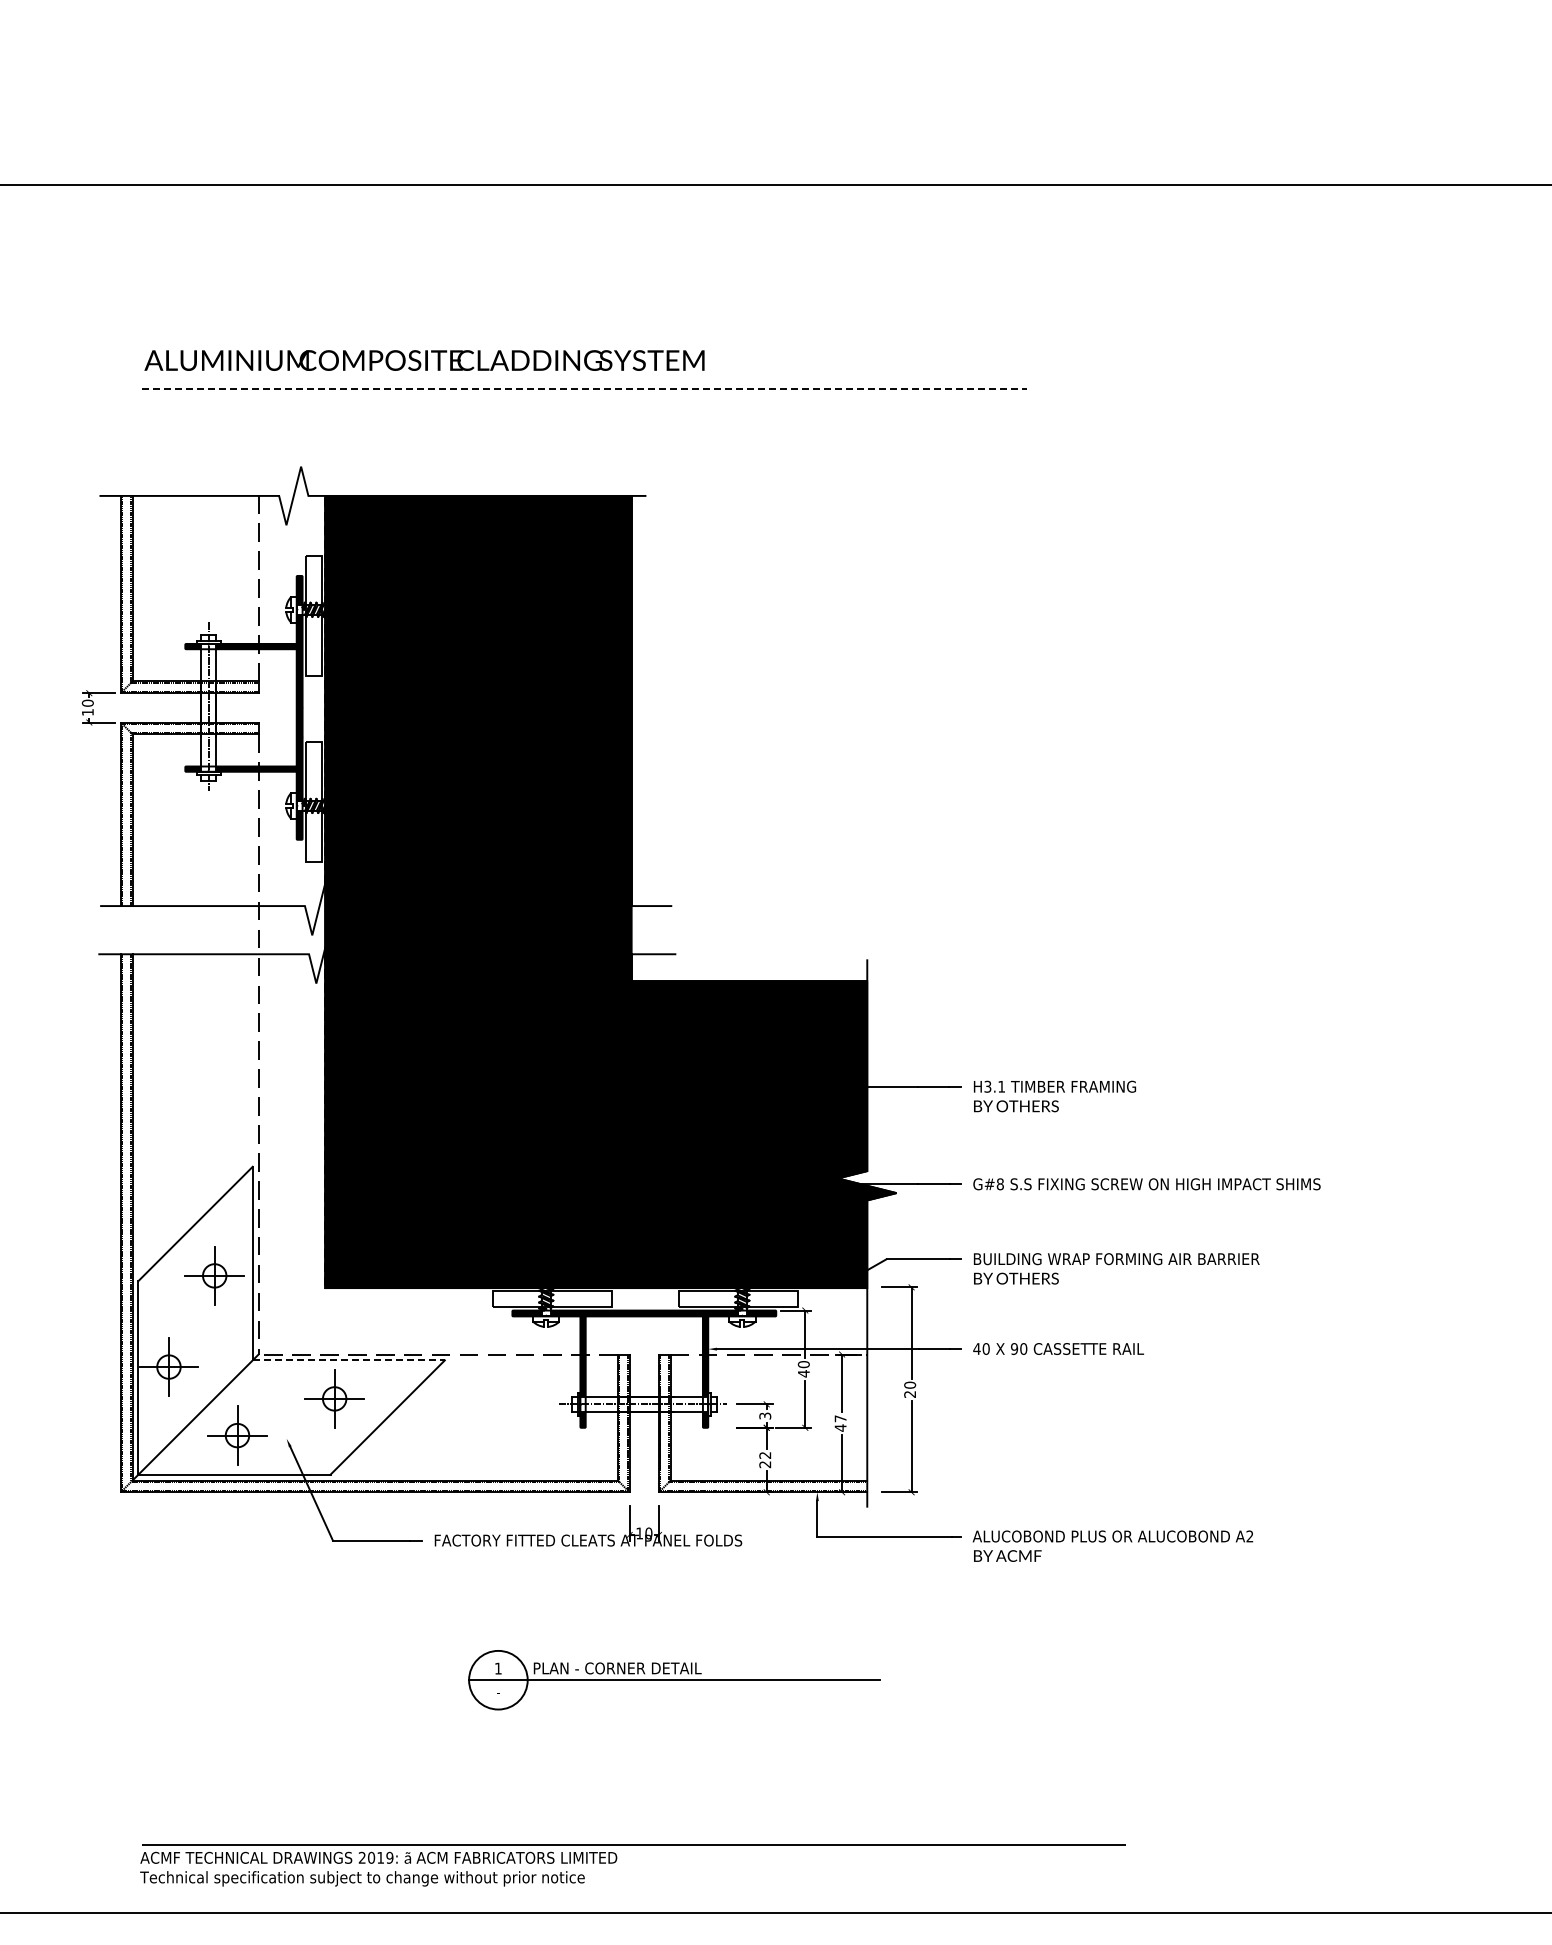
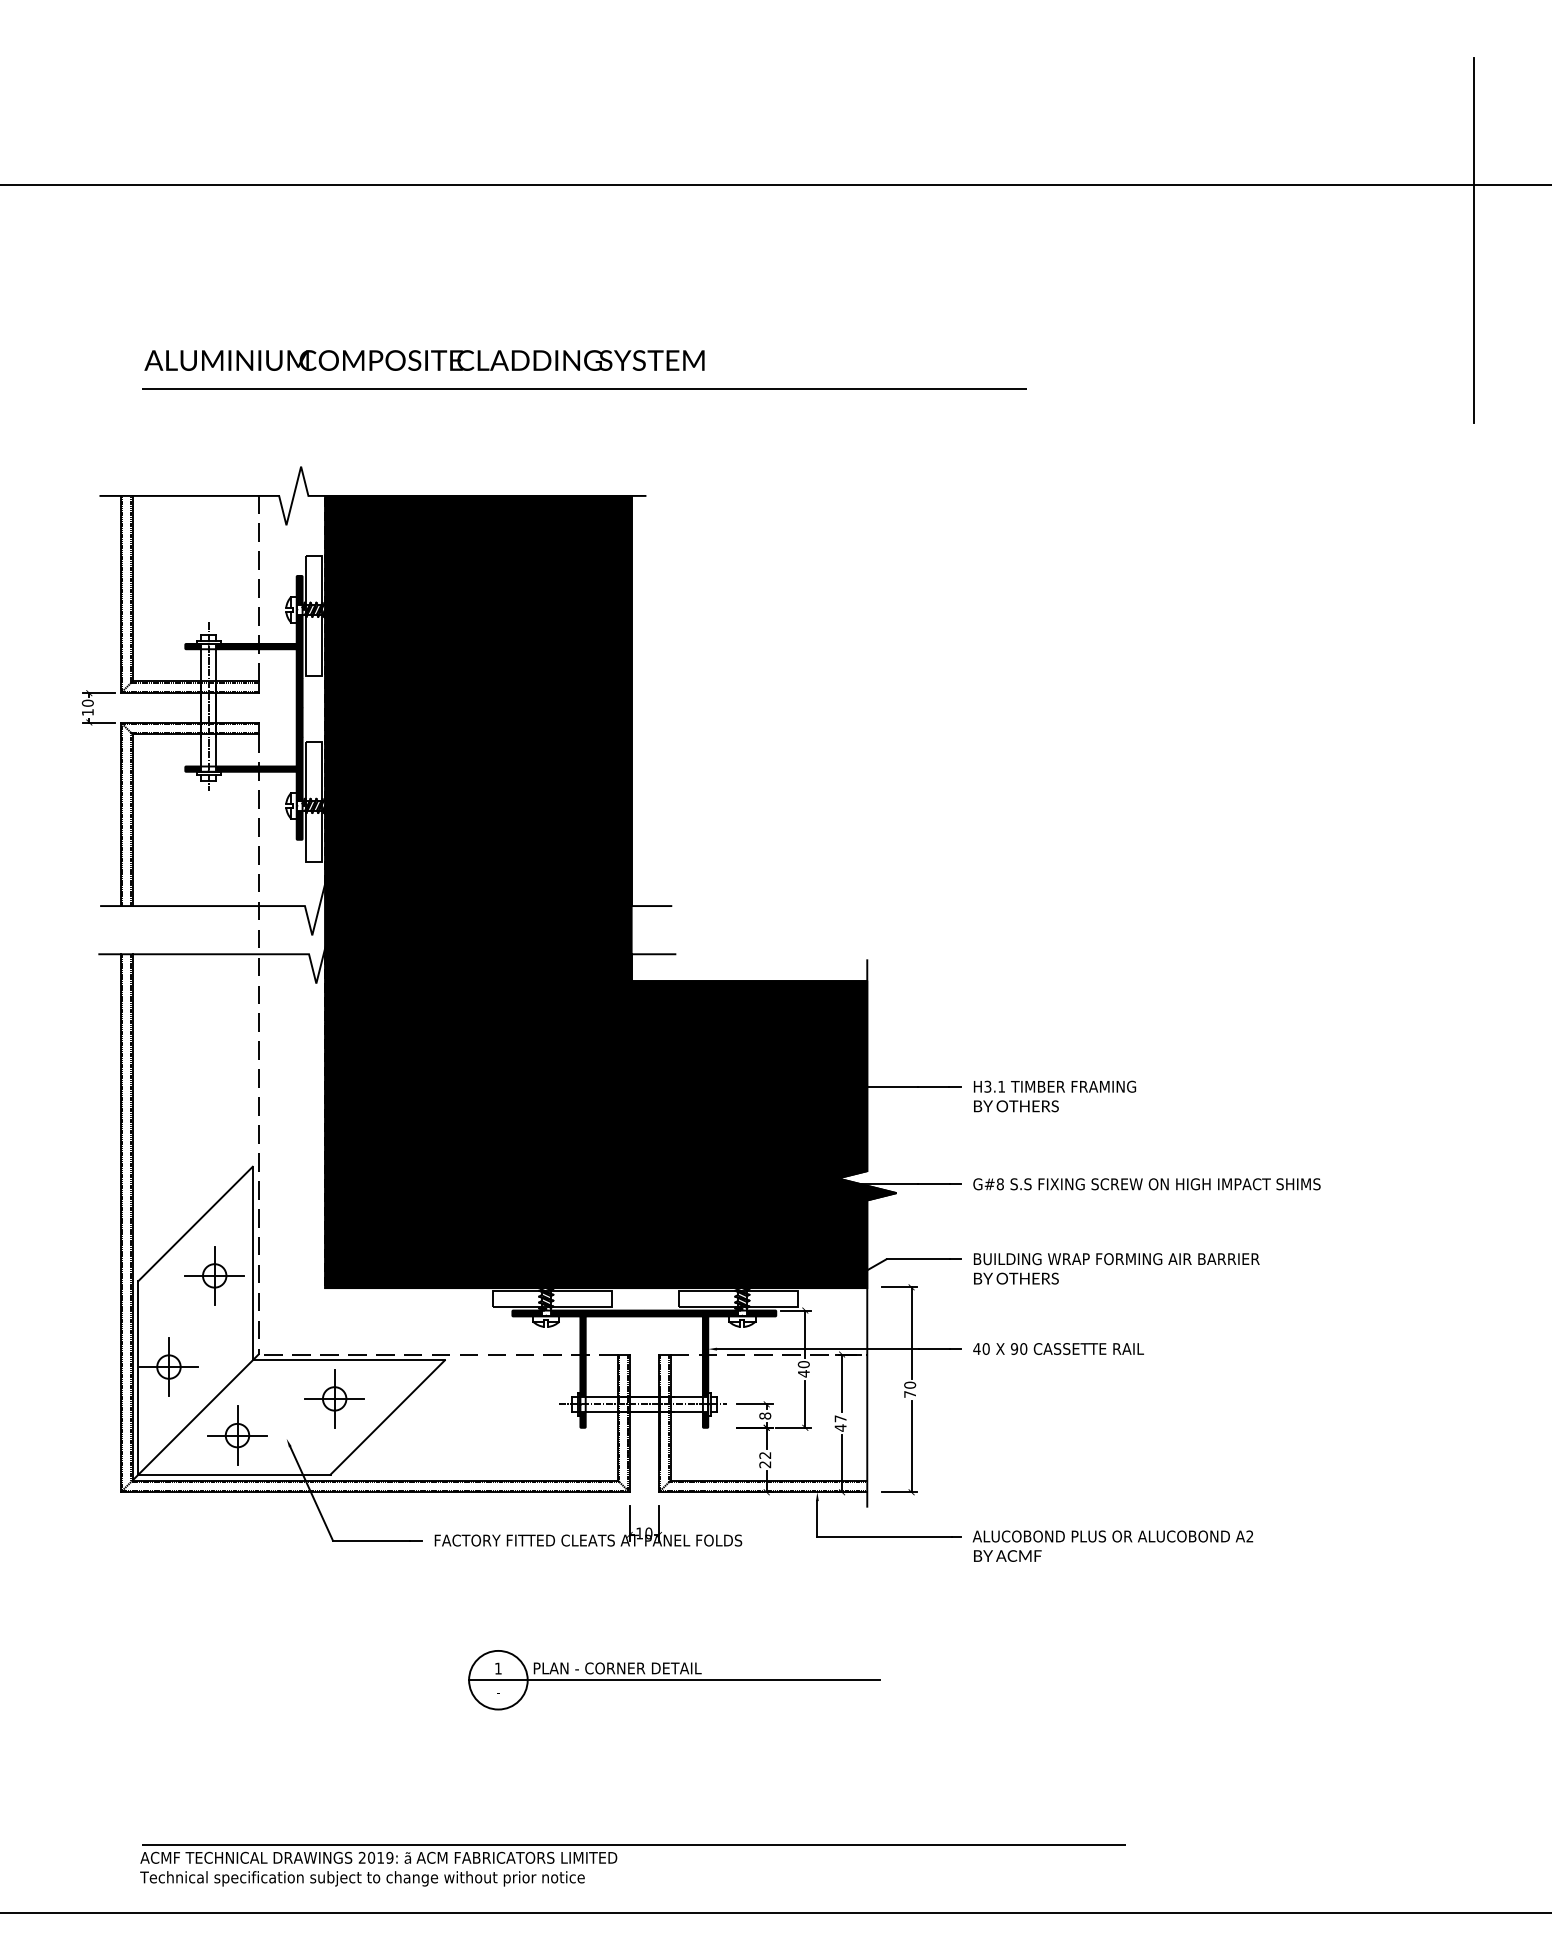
line: none -> present (1474, 240)
line: dashed -> solid (584, 388)
line: dashed -> solid (349, 1360)
text: 20 -> 70 (909, 1394)
text: 3 -> 8 (765, 1415)
